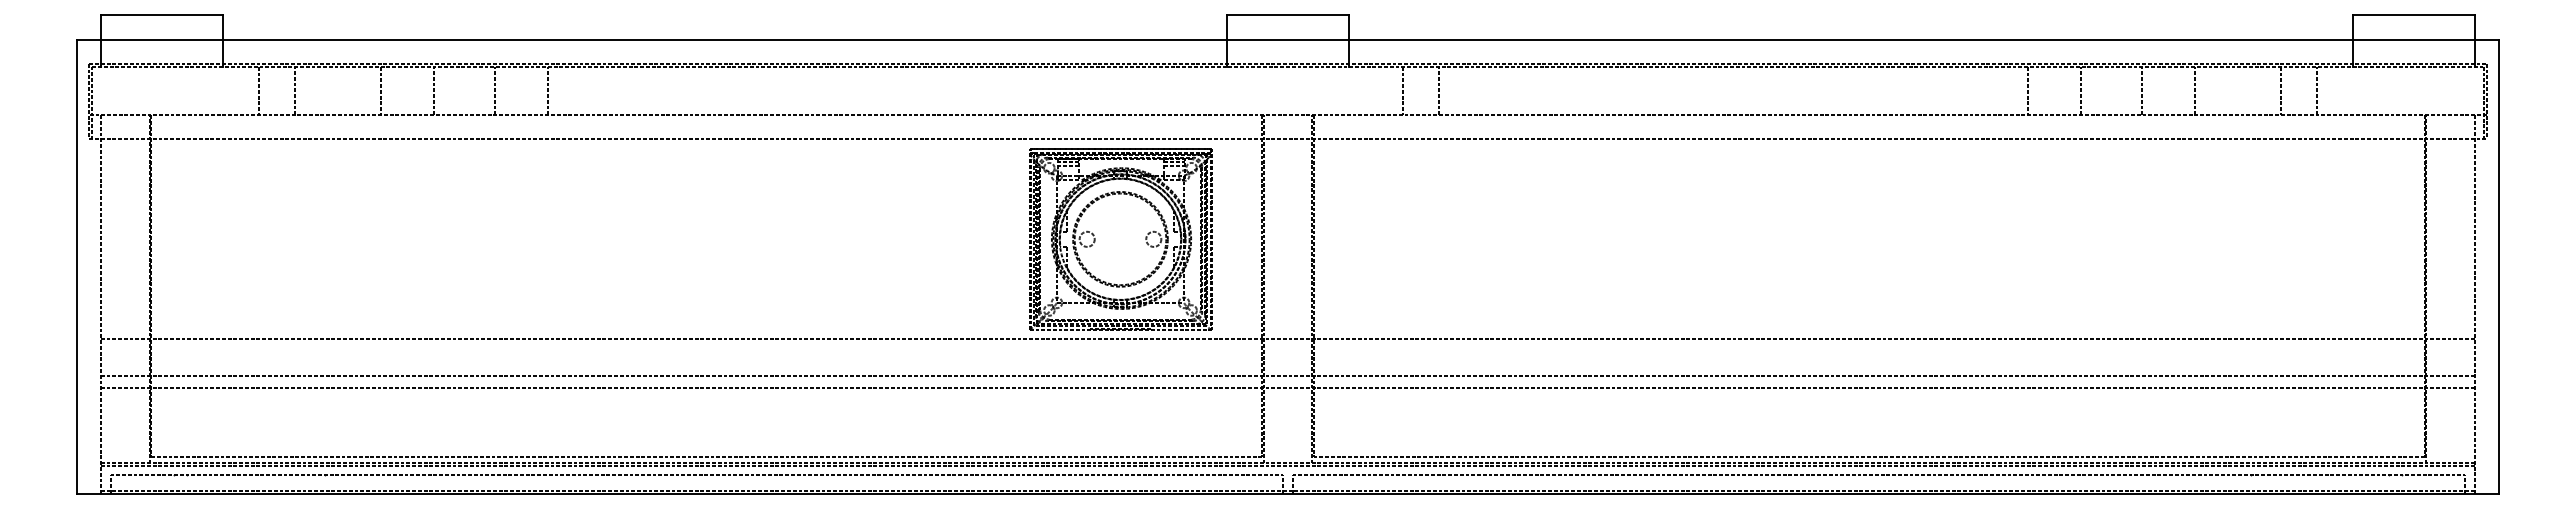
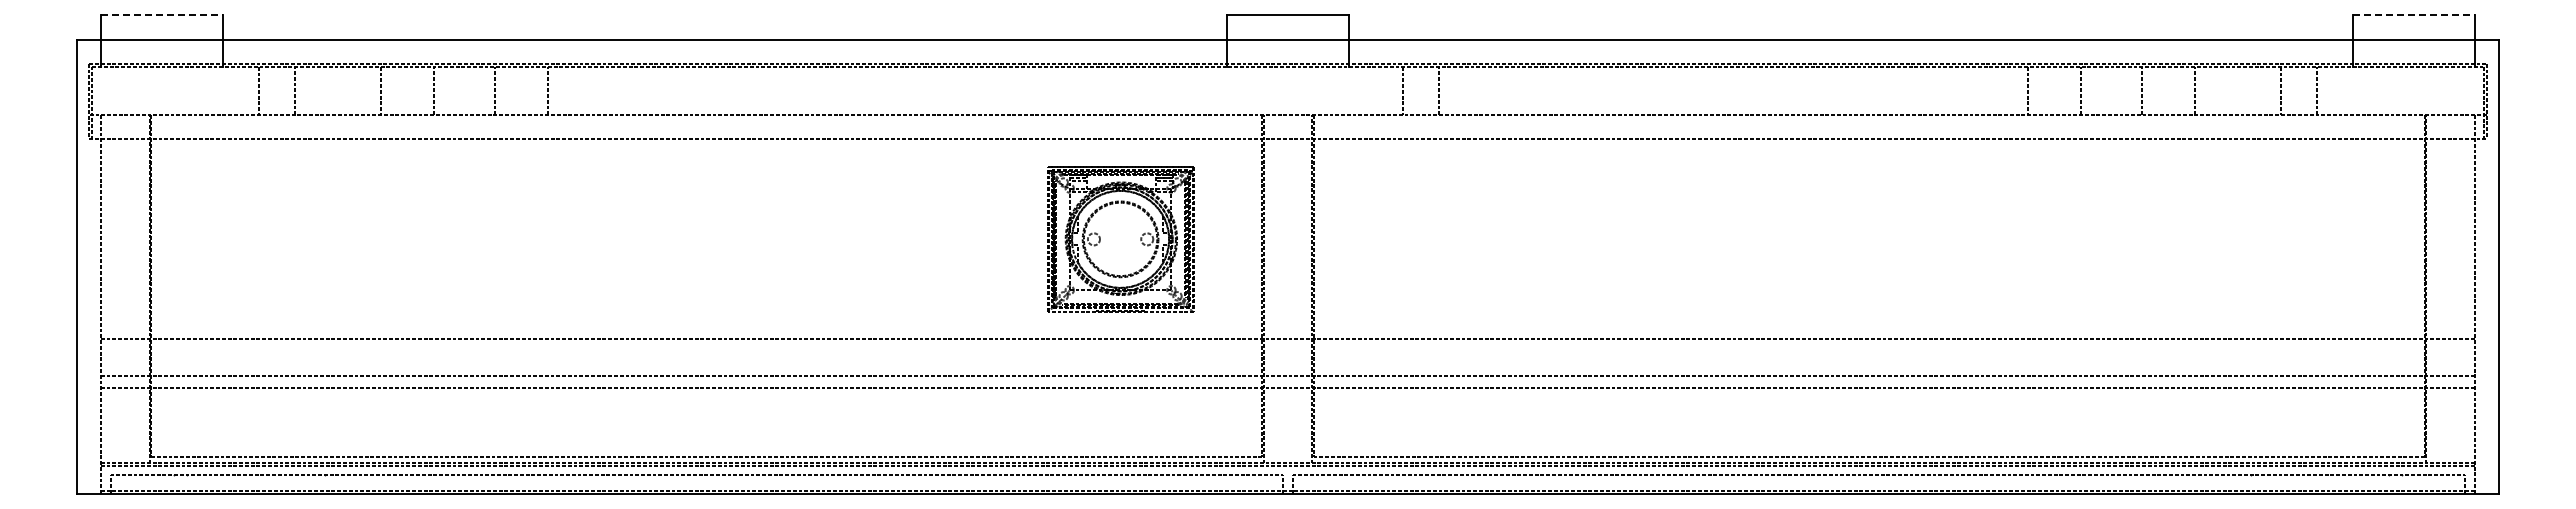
line: solid -> dashed (162, 15)
line: solid -> dashed (2413, 15)
part size: 184x183 px -> 148x147 px (1120, 239)
